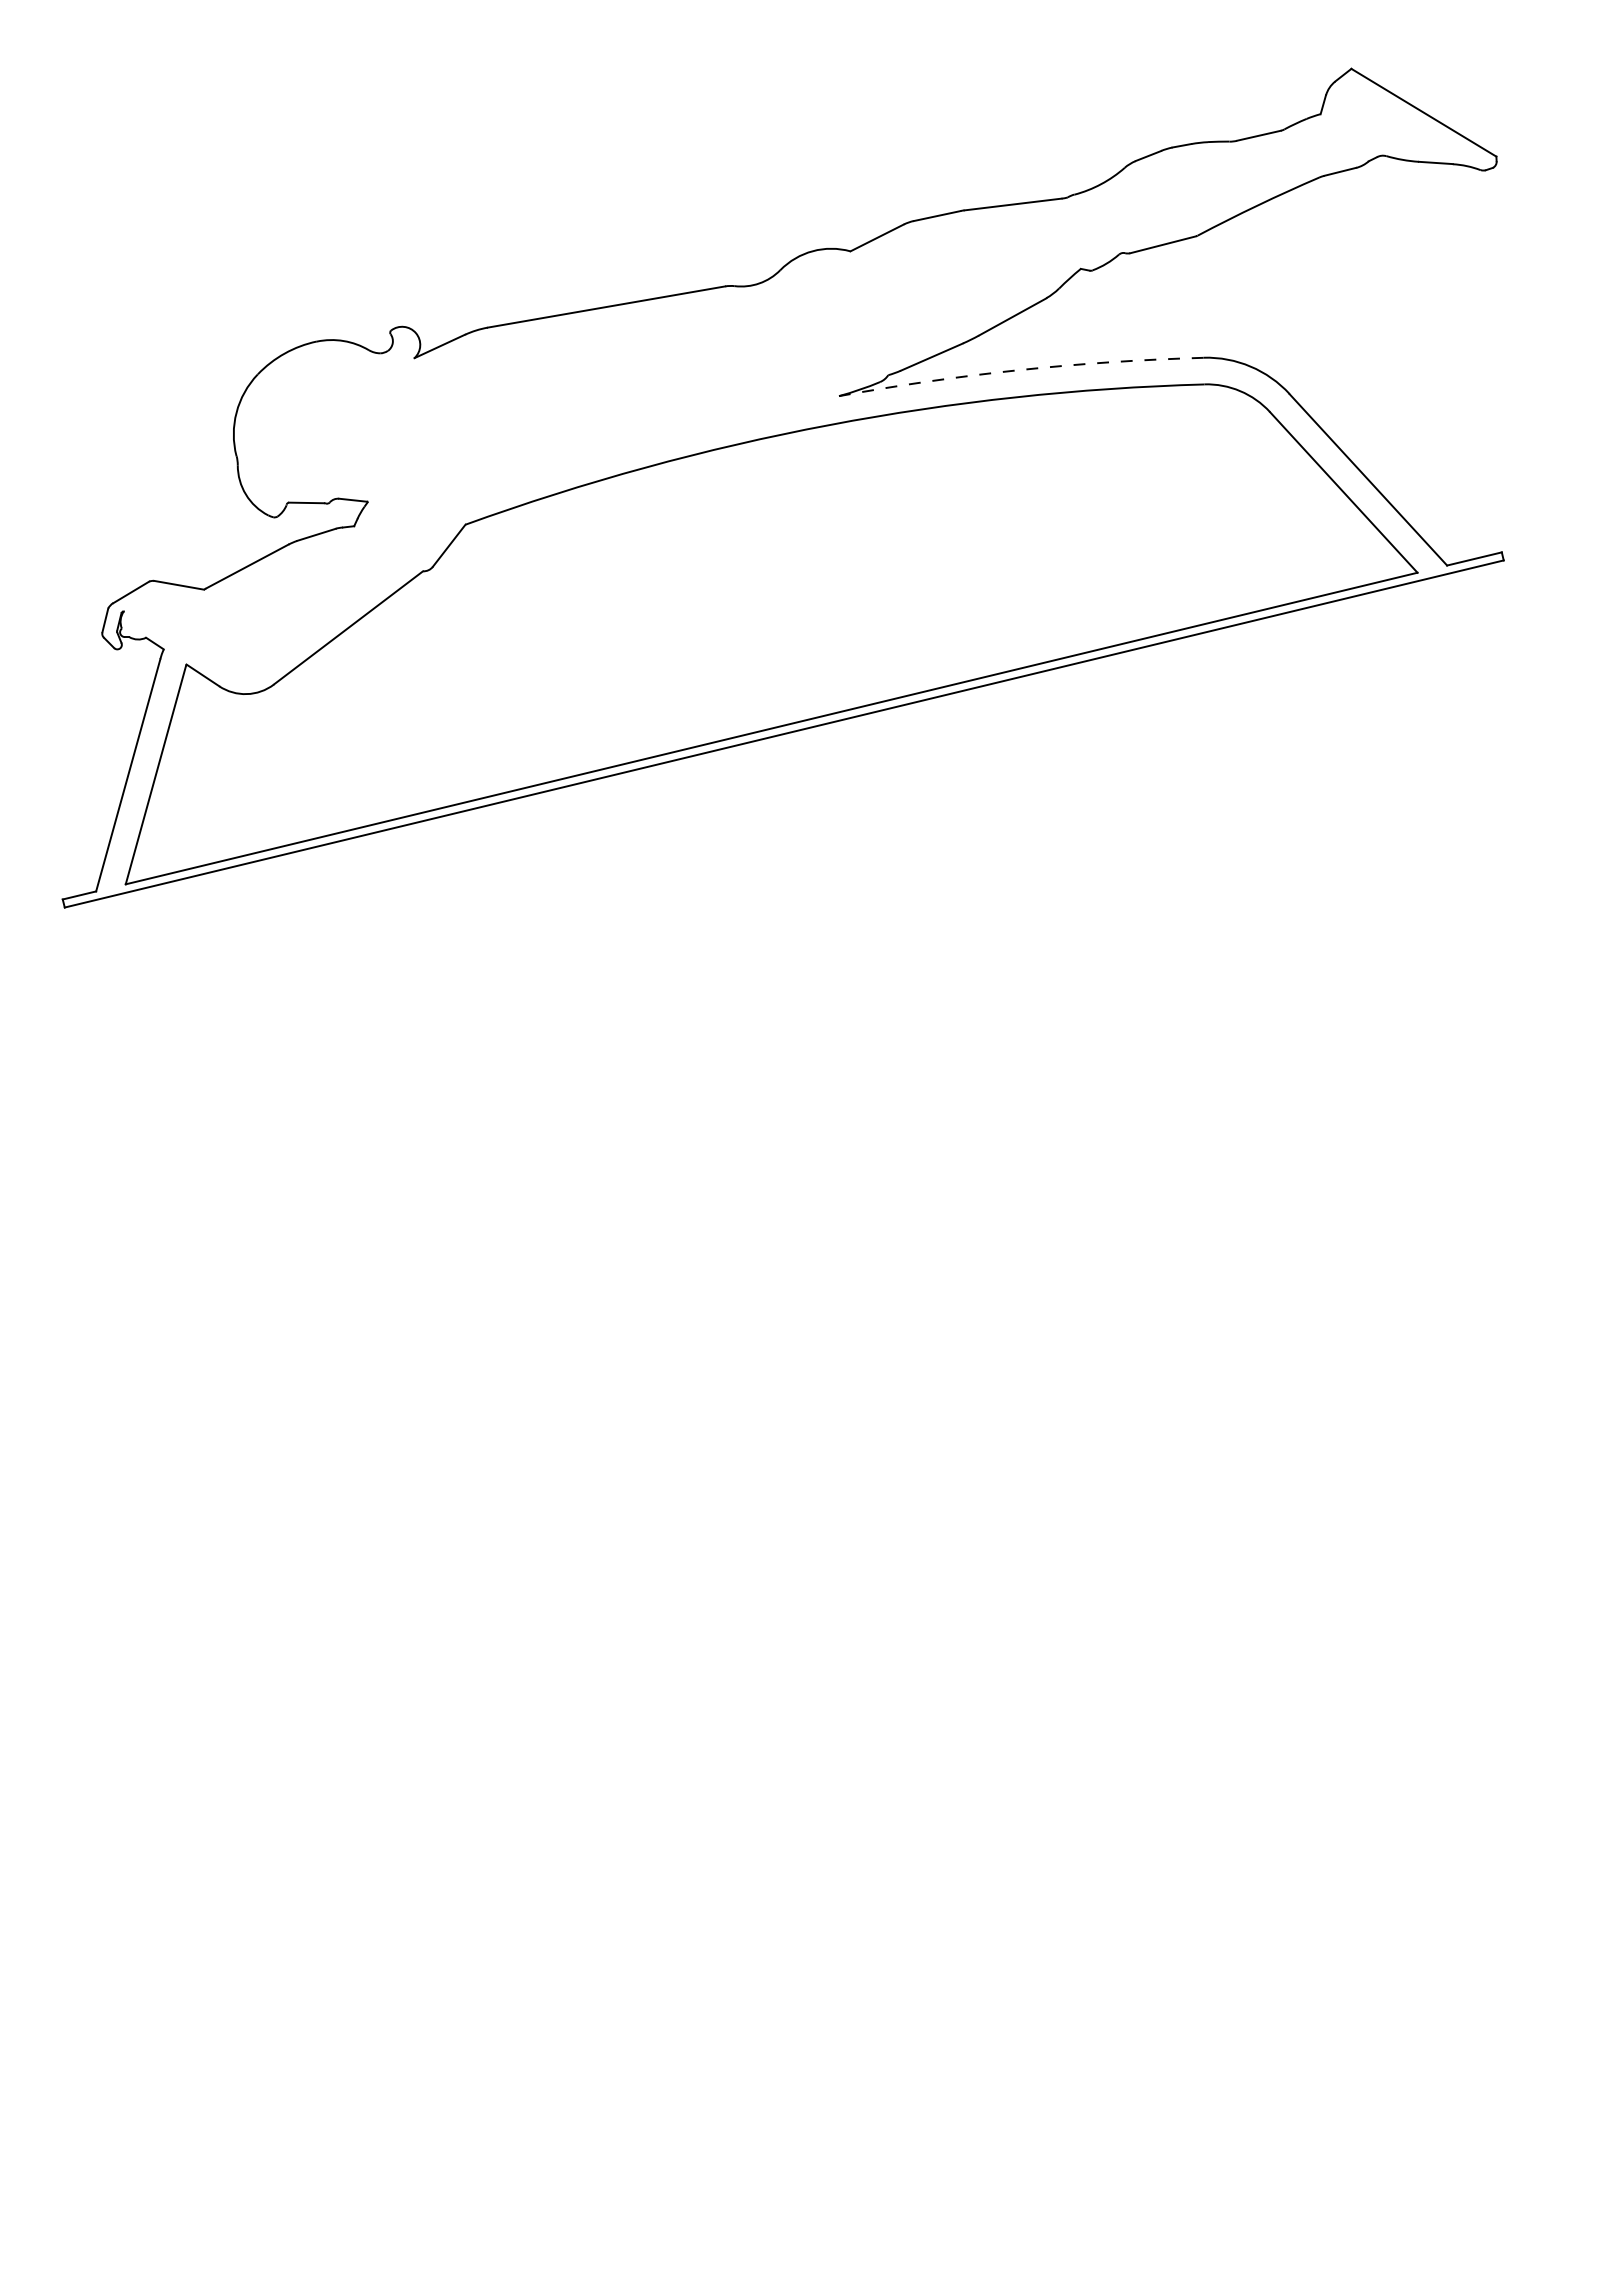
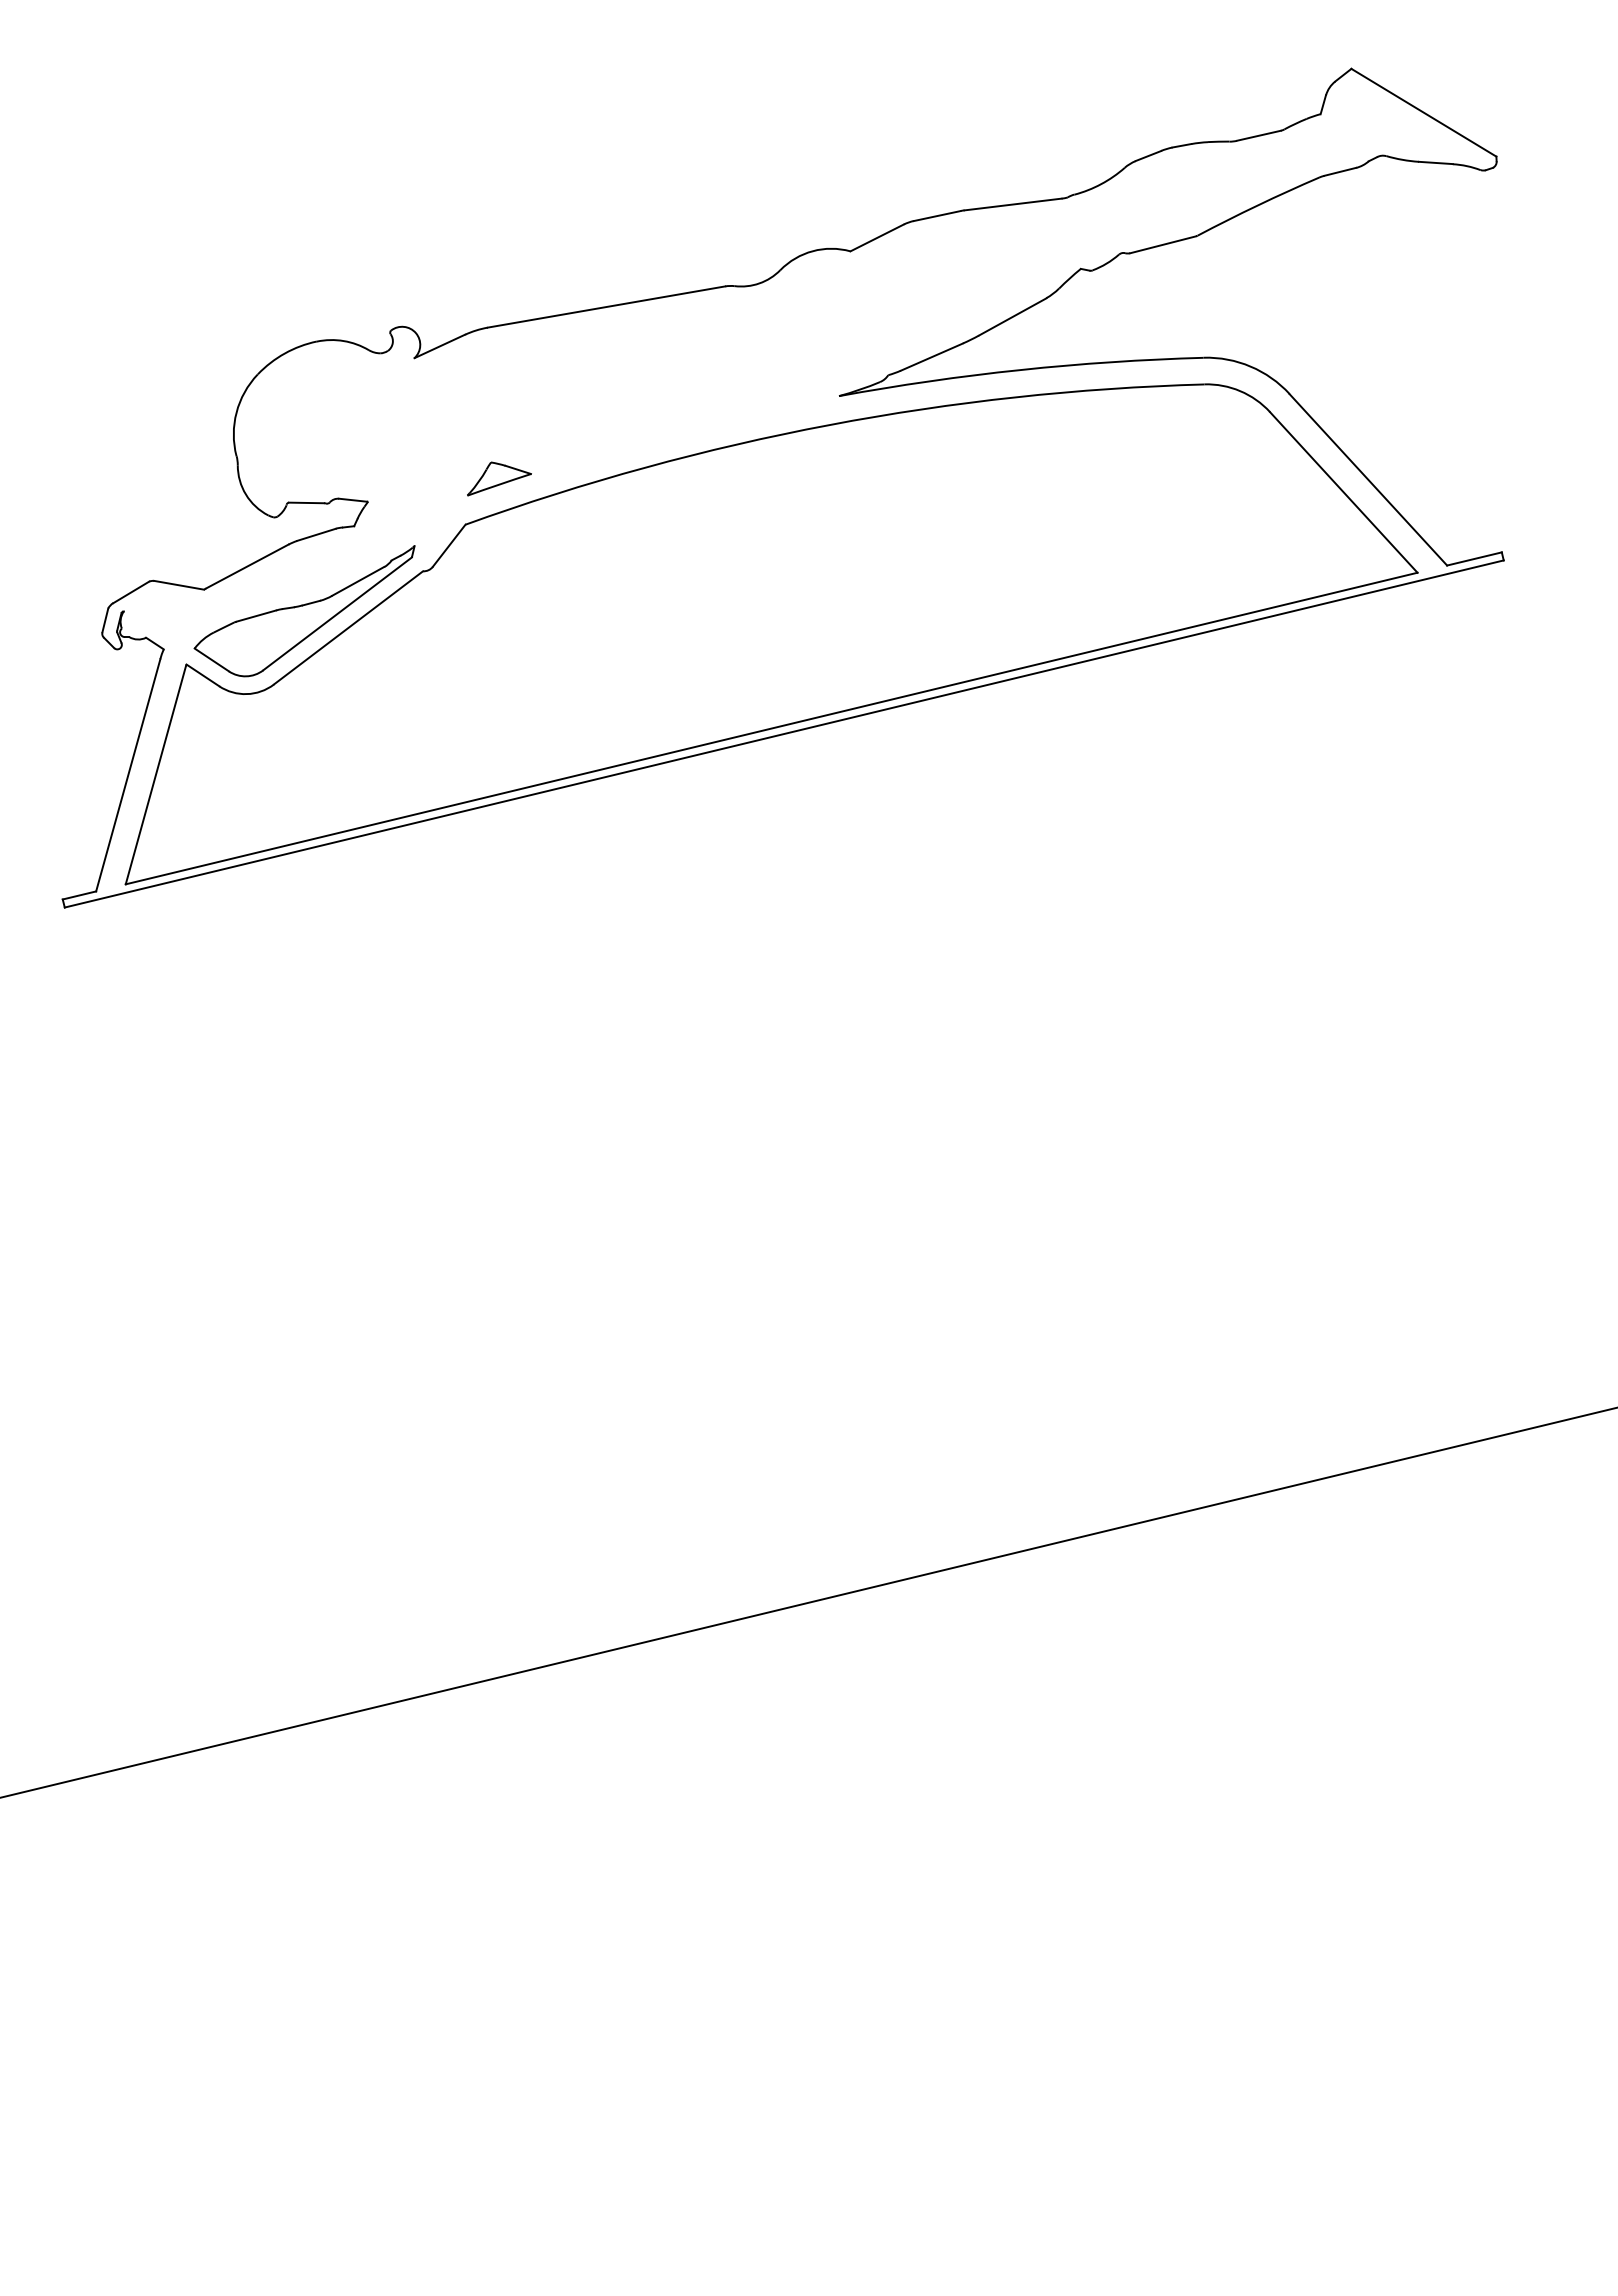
arc: dashed -> solid (1020, 370)
part: none -> present (499, 478)
part: none -> present (304, 611)
line: none -> present (808, 1602)
